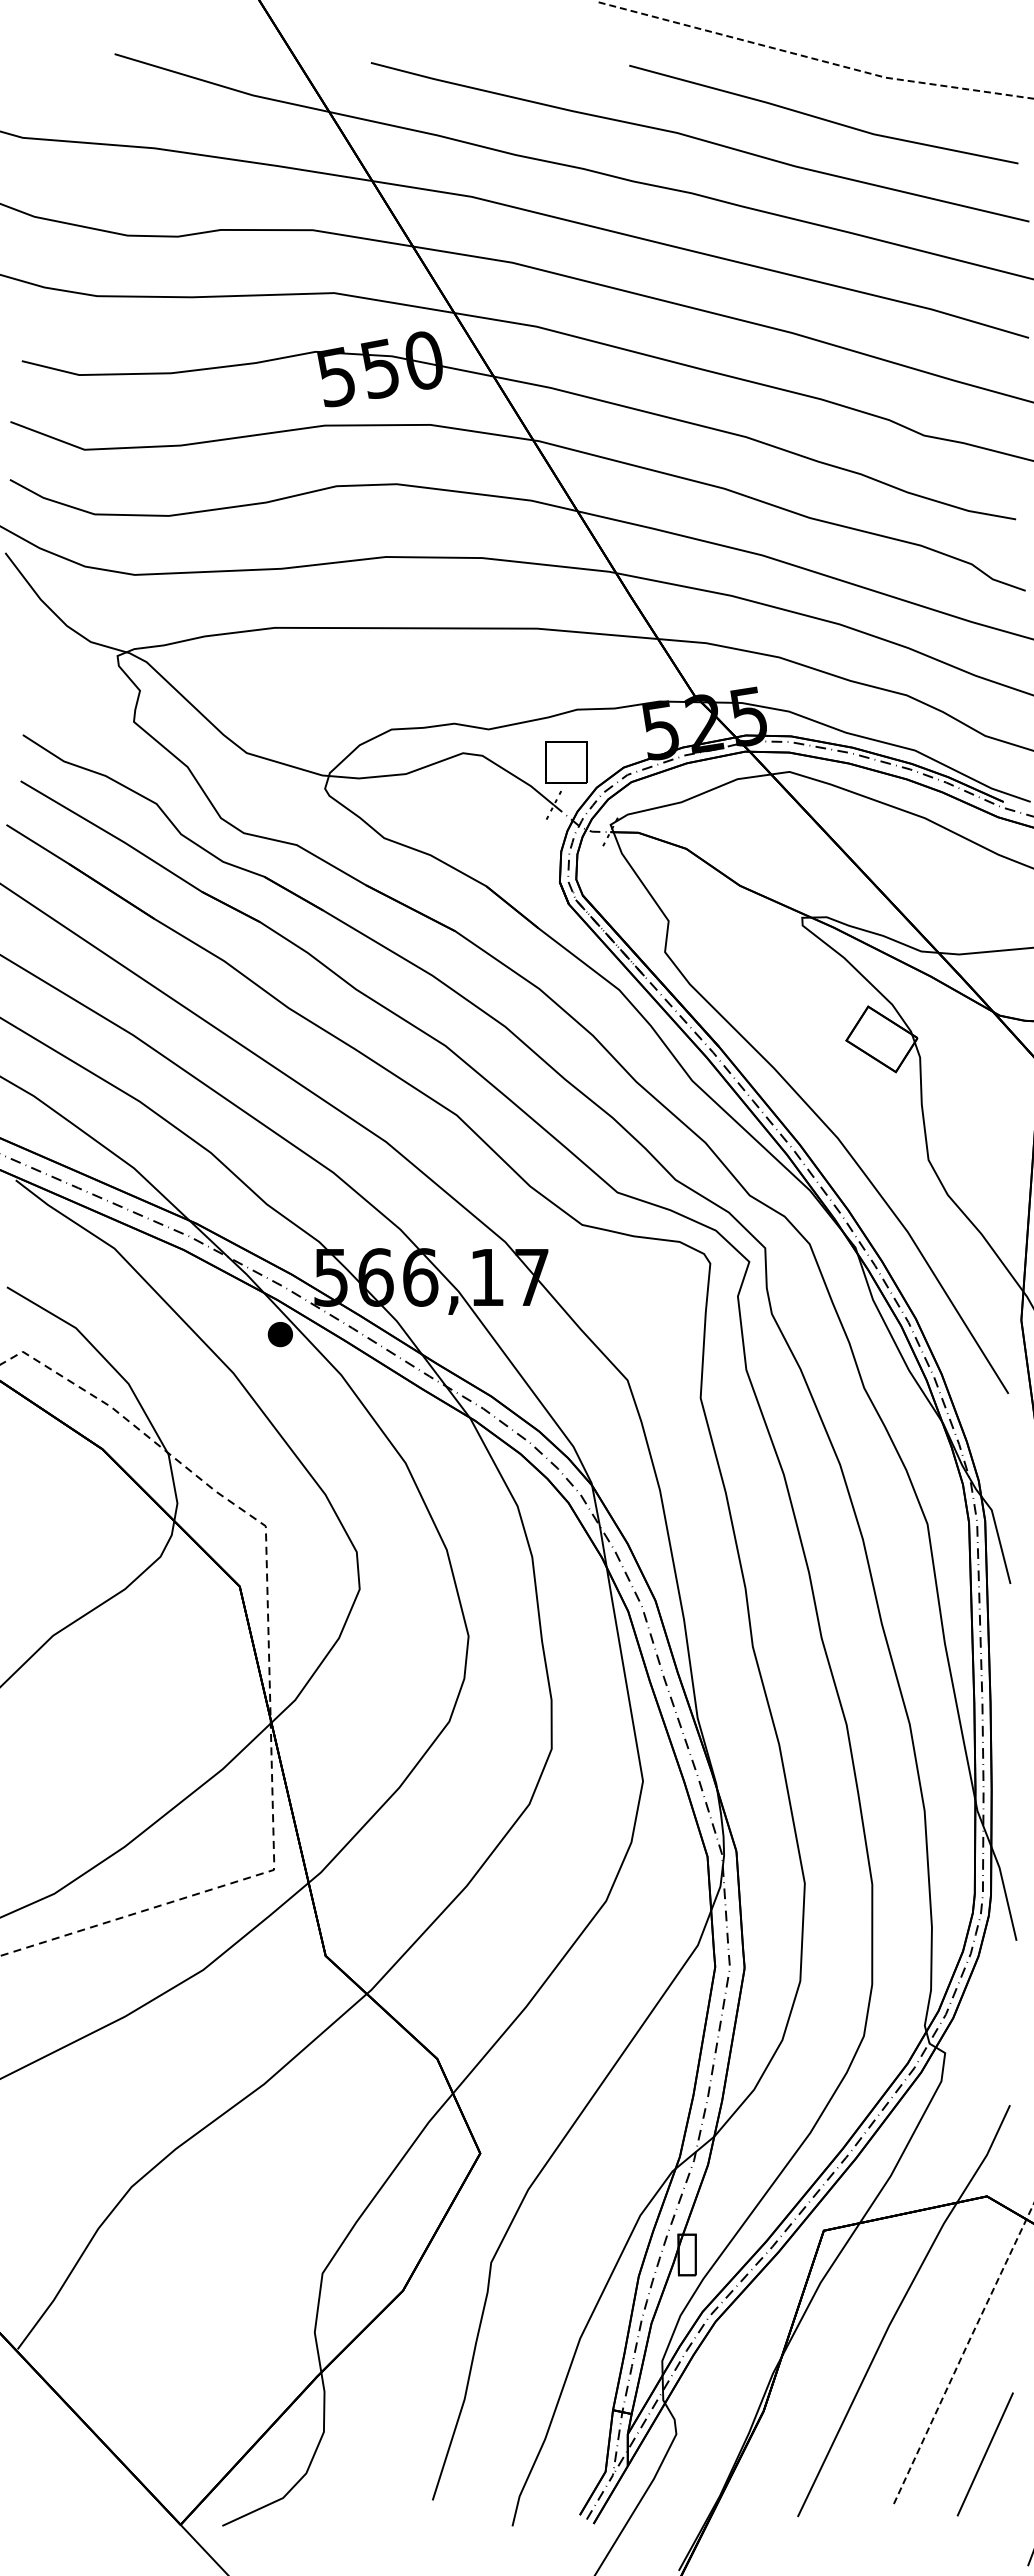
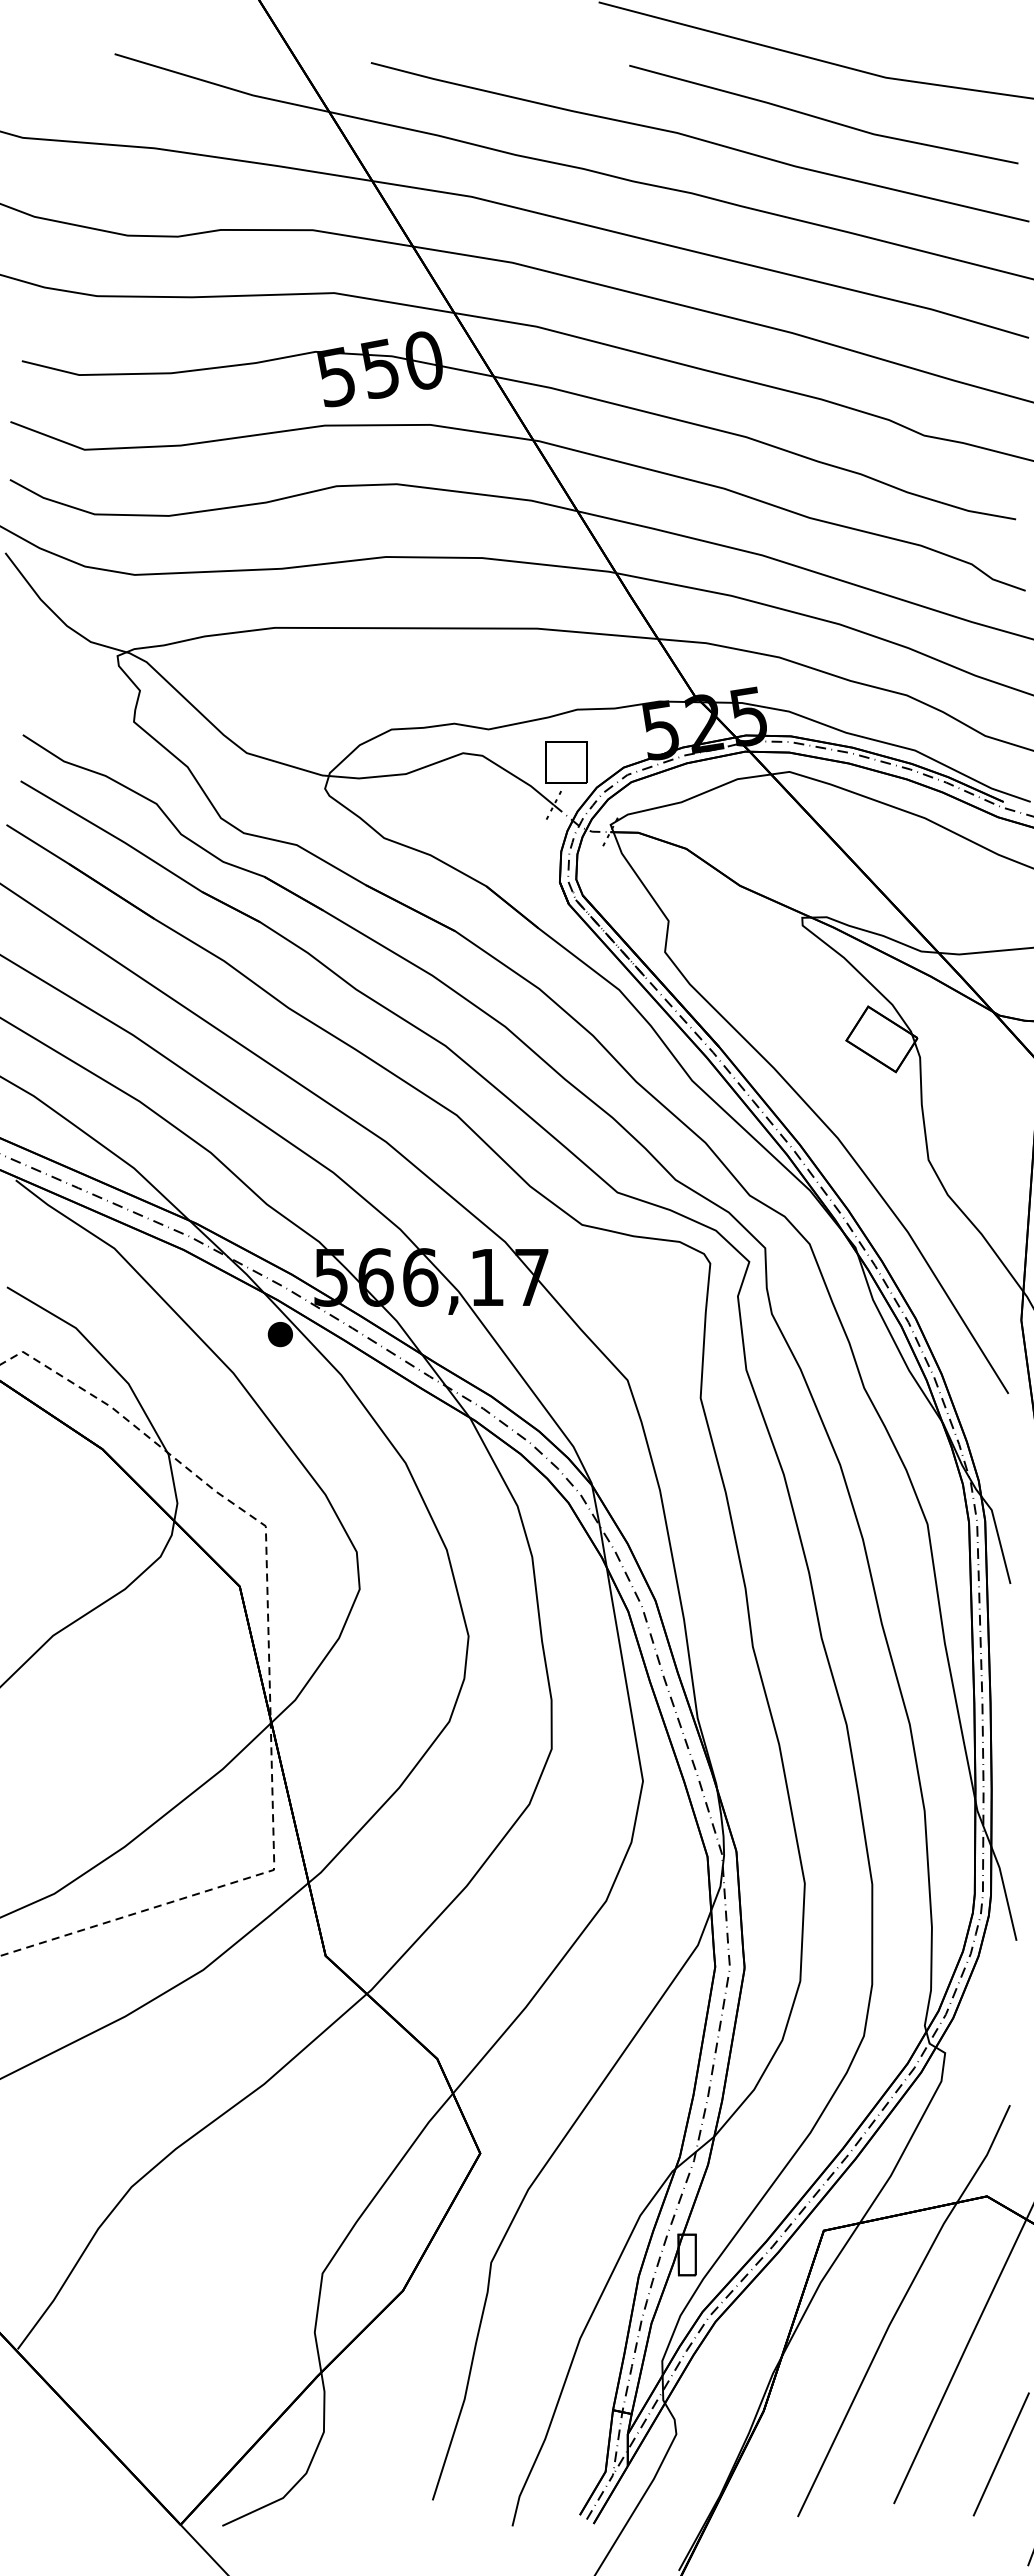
line: dashed -> solid (815, 59)
line: dashed -> solid (963, 2352)
line position: (984, 2454) -> (1000, 2454) (1000, 2454)
